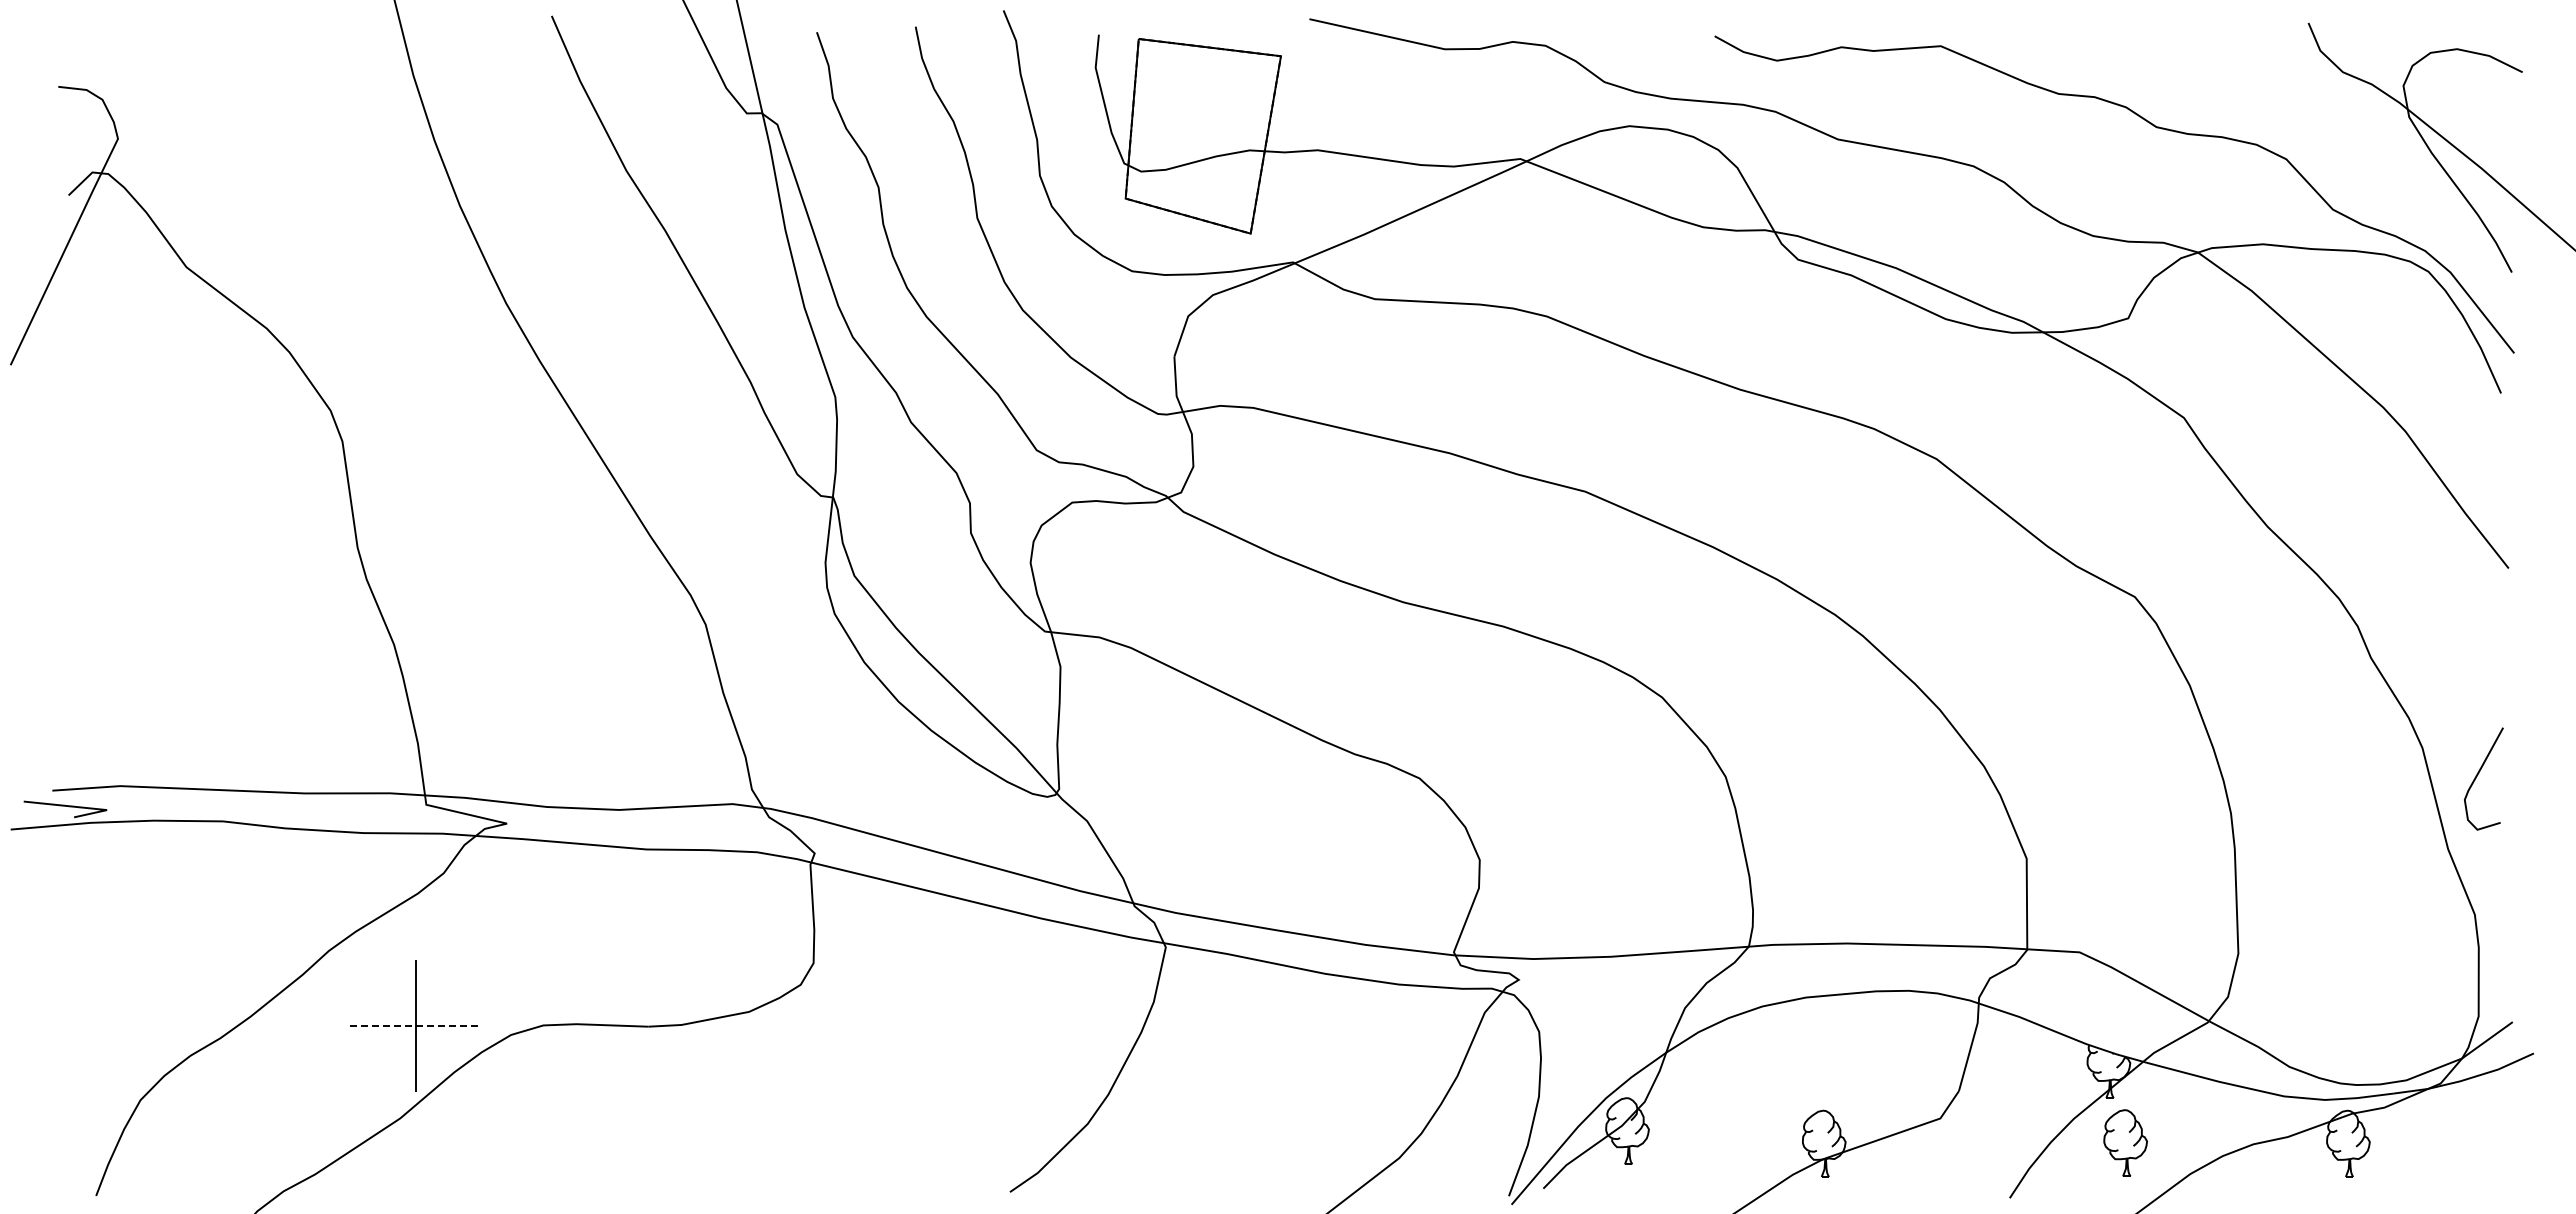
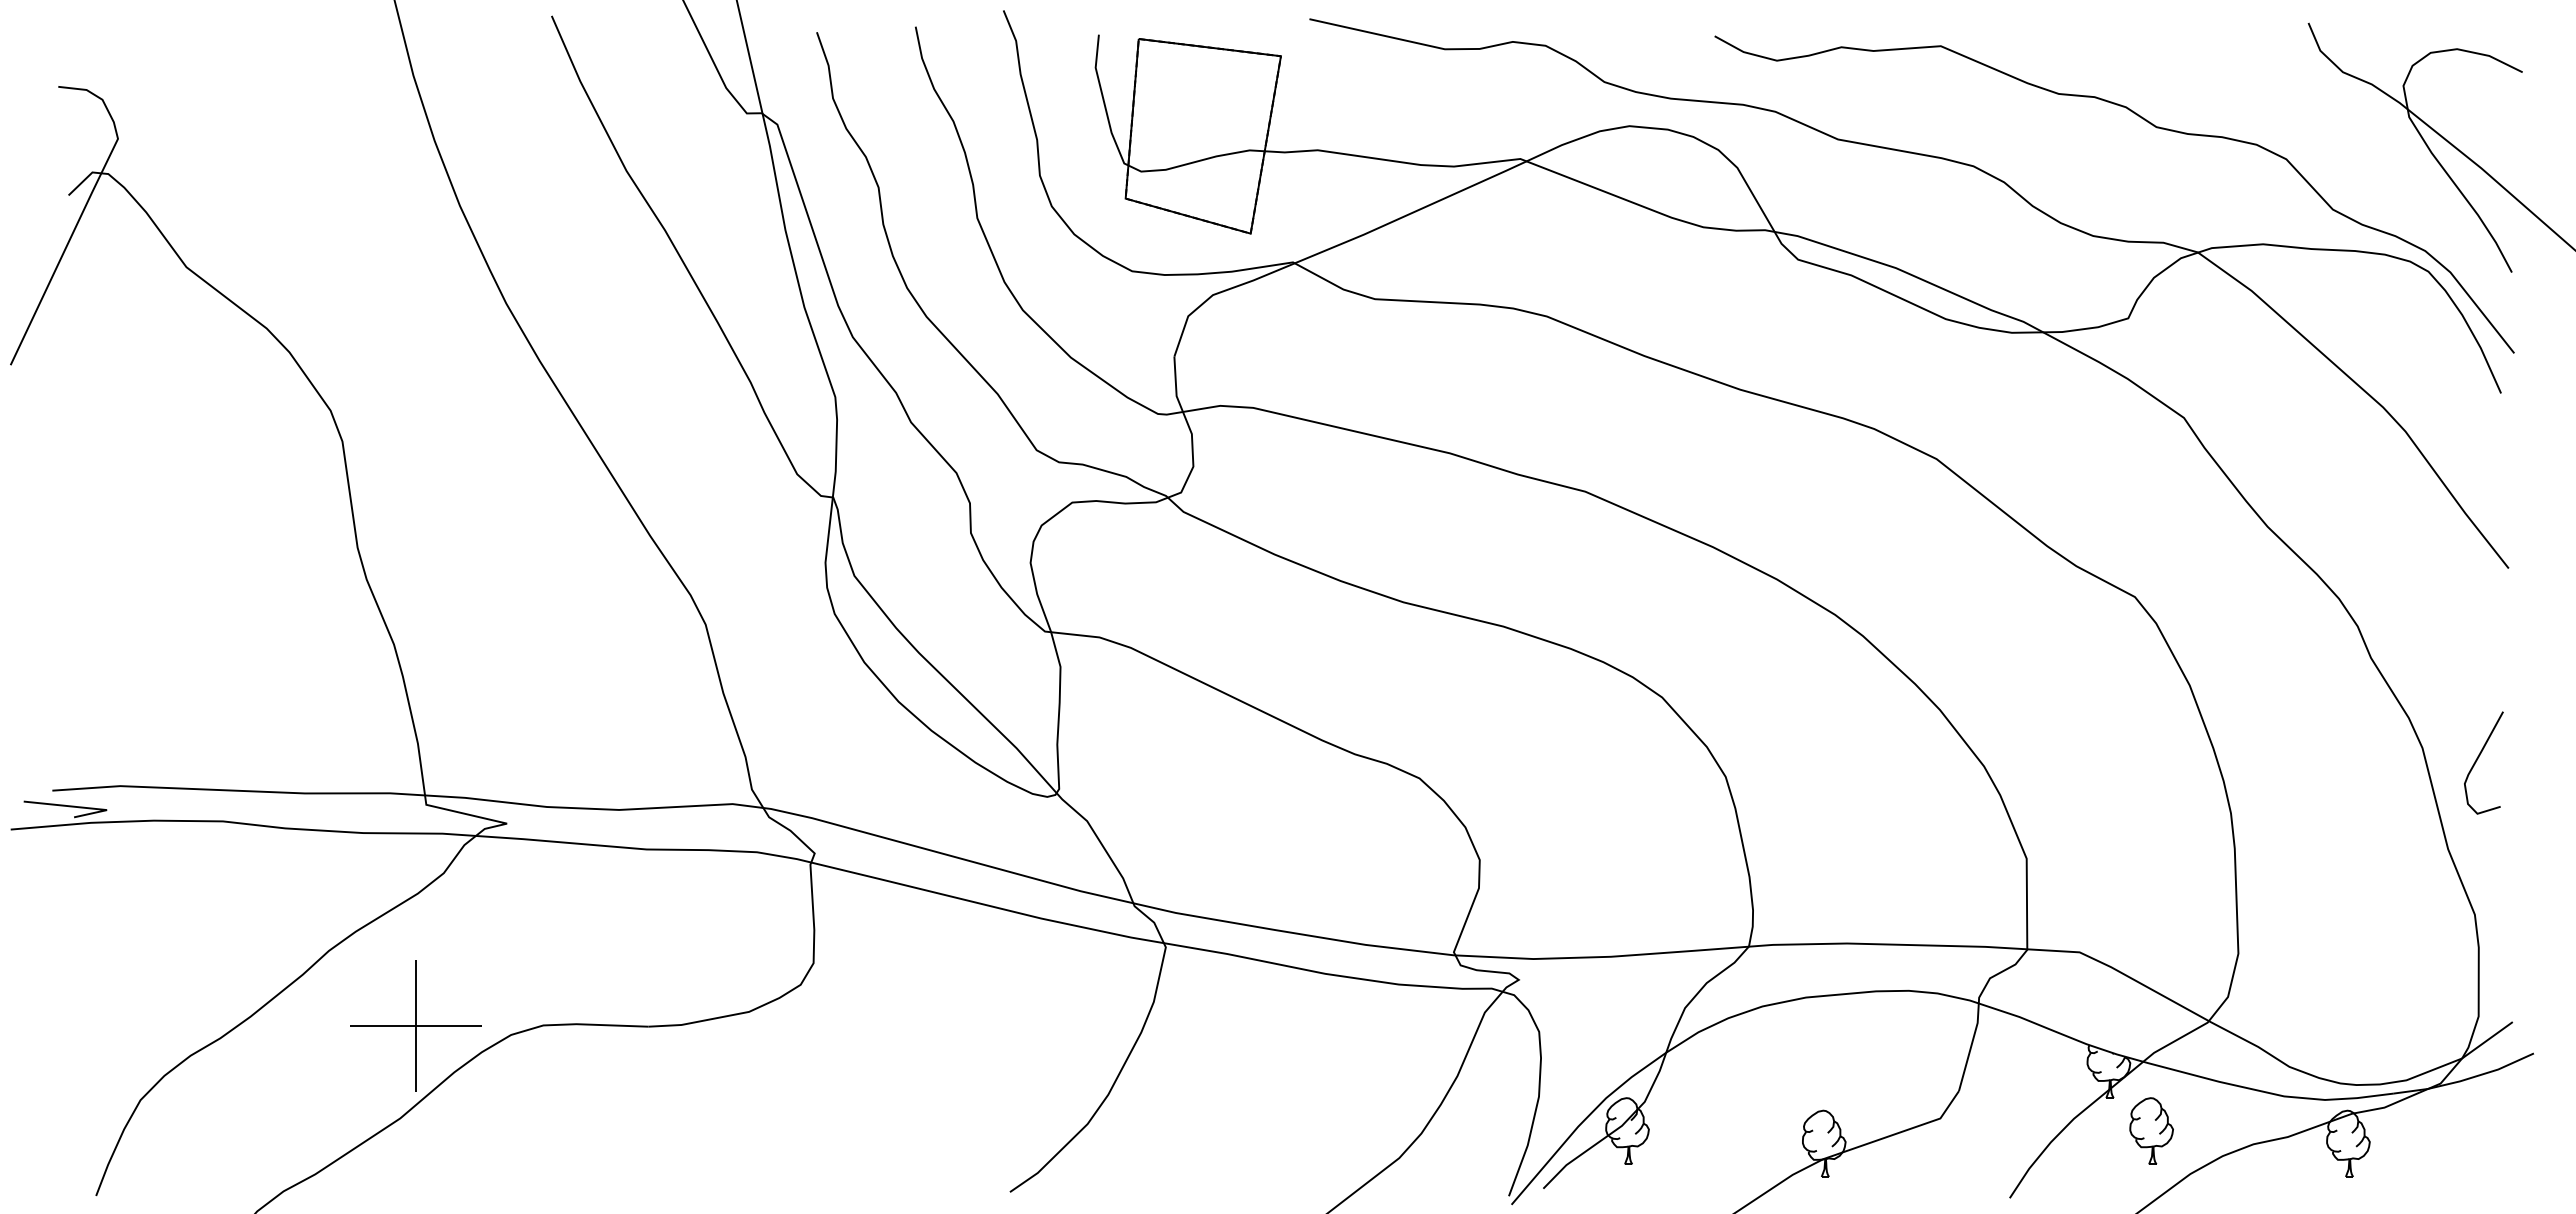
curve position: (2477, 776) -> (2477, 760) (2477, 760)
line: dashed -> solid (416, 1026)
part position: (2125, 1142) -> (2151, 1130) (2151, 1130)
